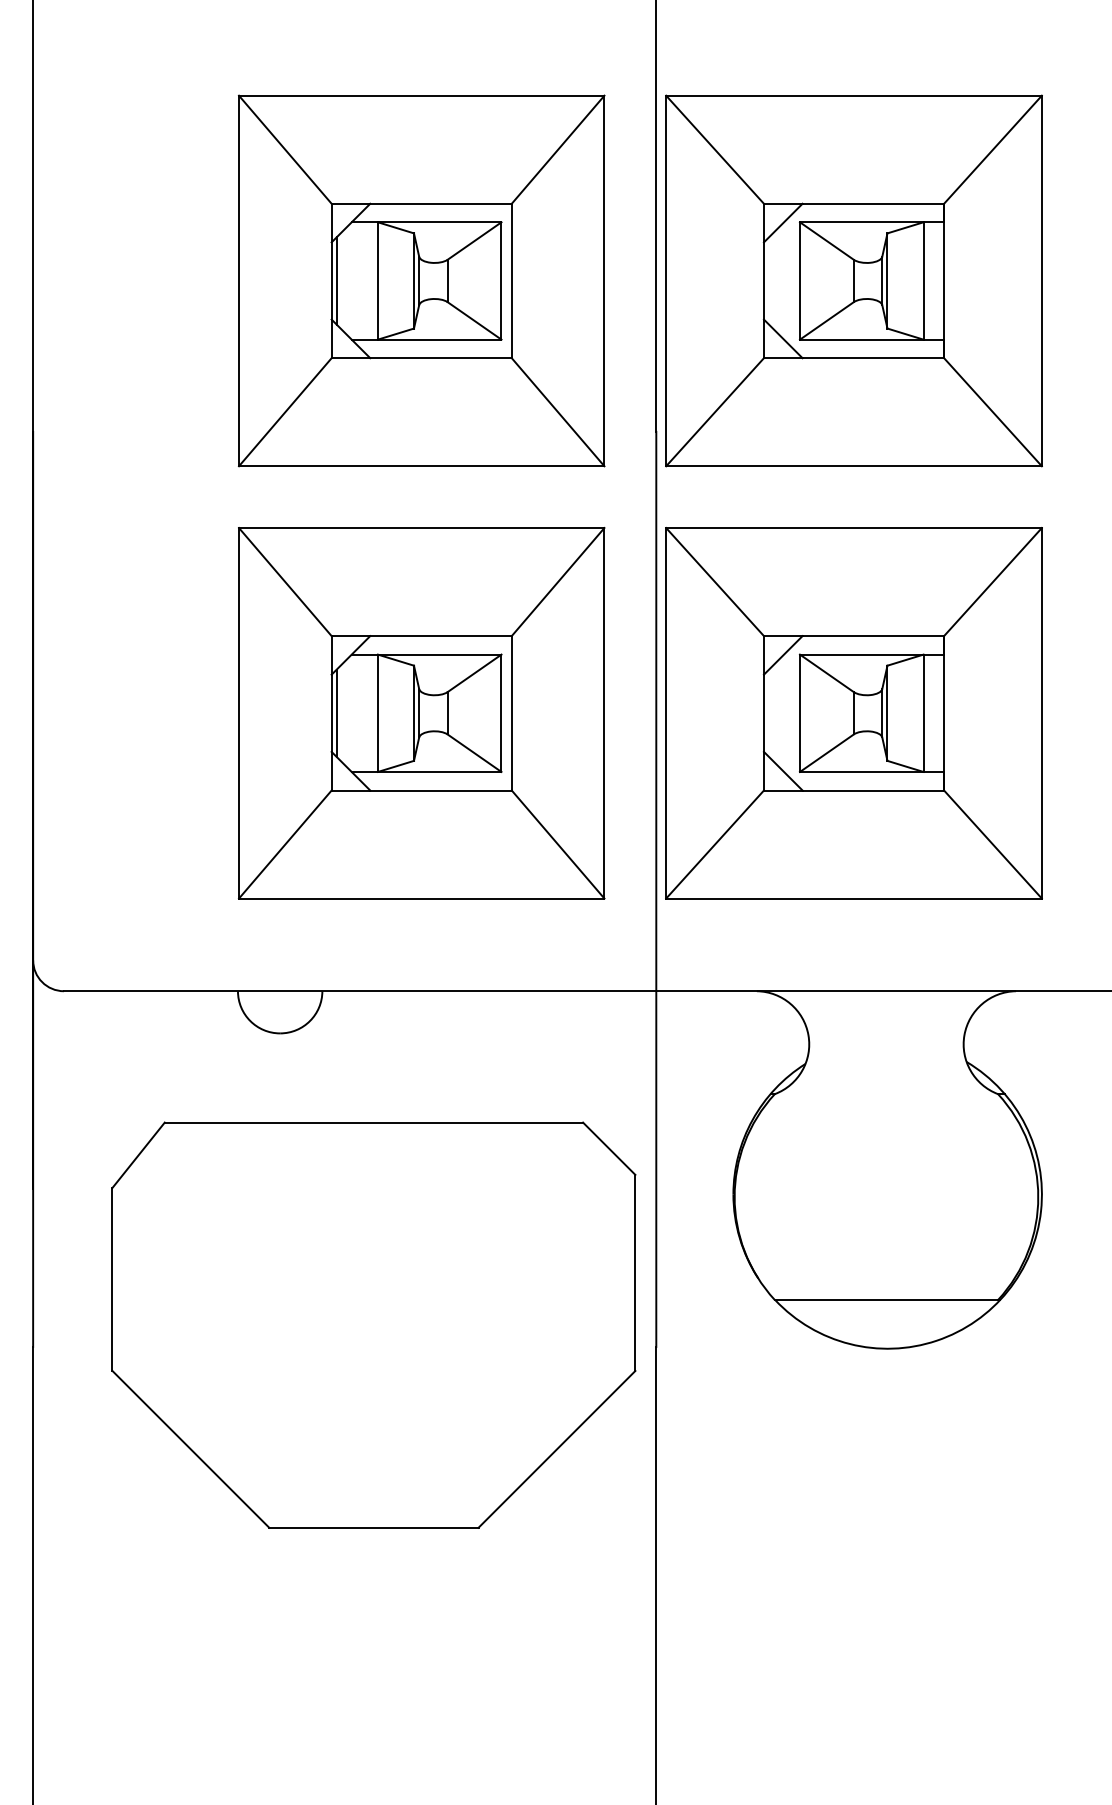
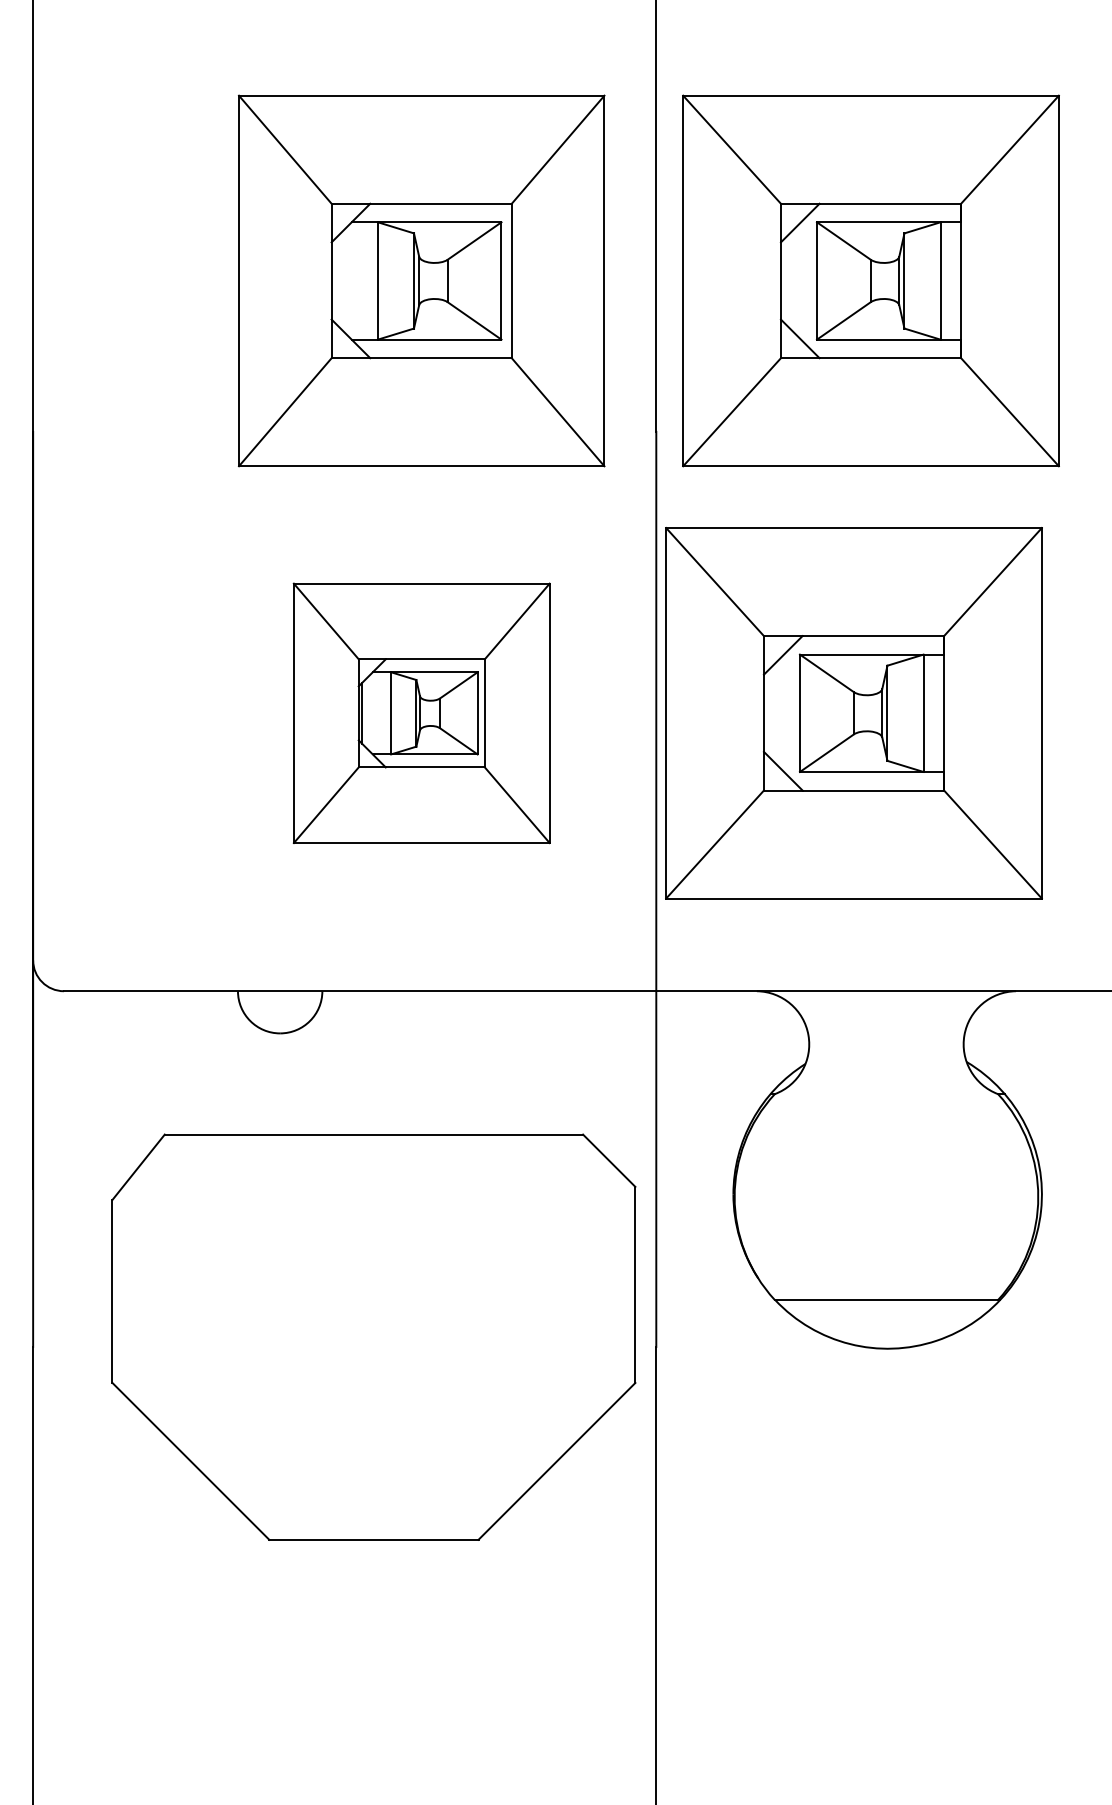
line: present -> none (336, 280)
part position: (853, 280) -> (870, 280) (870, 280)
part size: 368x373 px -> 259x263 px (421, 713)
part position: (373, 1324) -> (373, 1336) (373, 1336)
